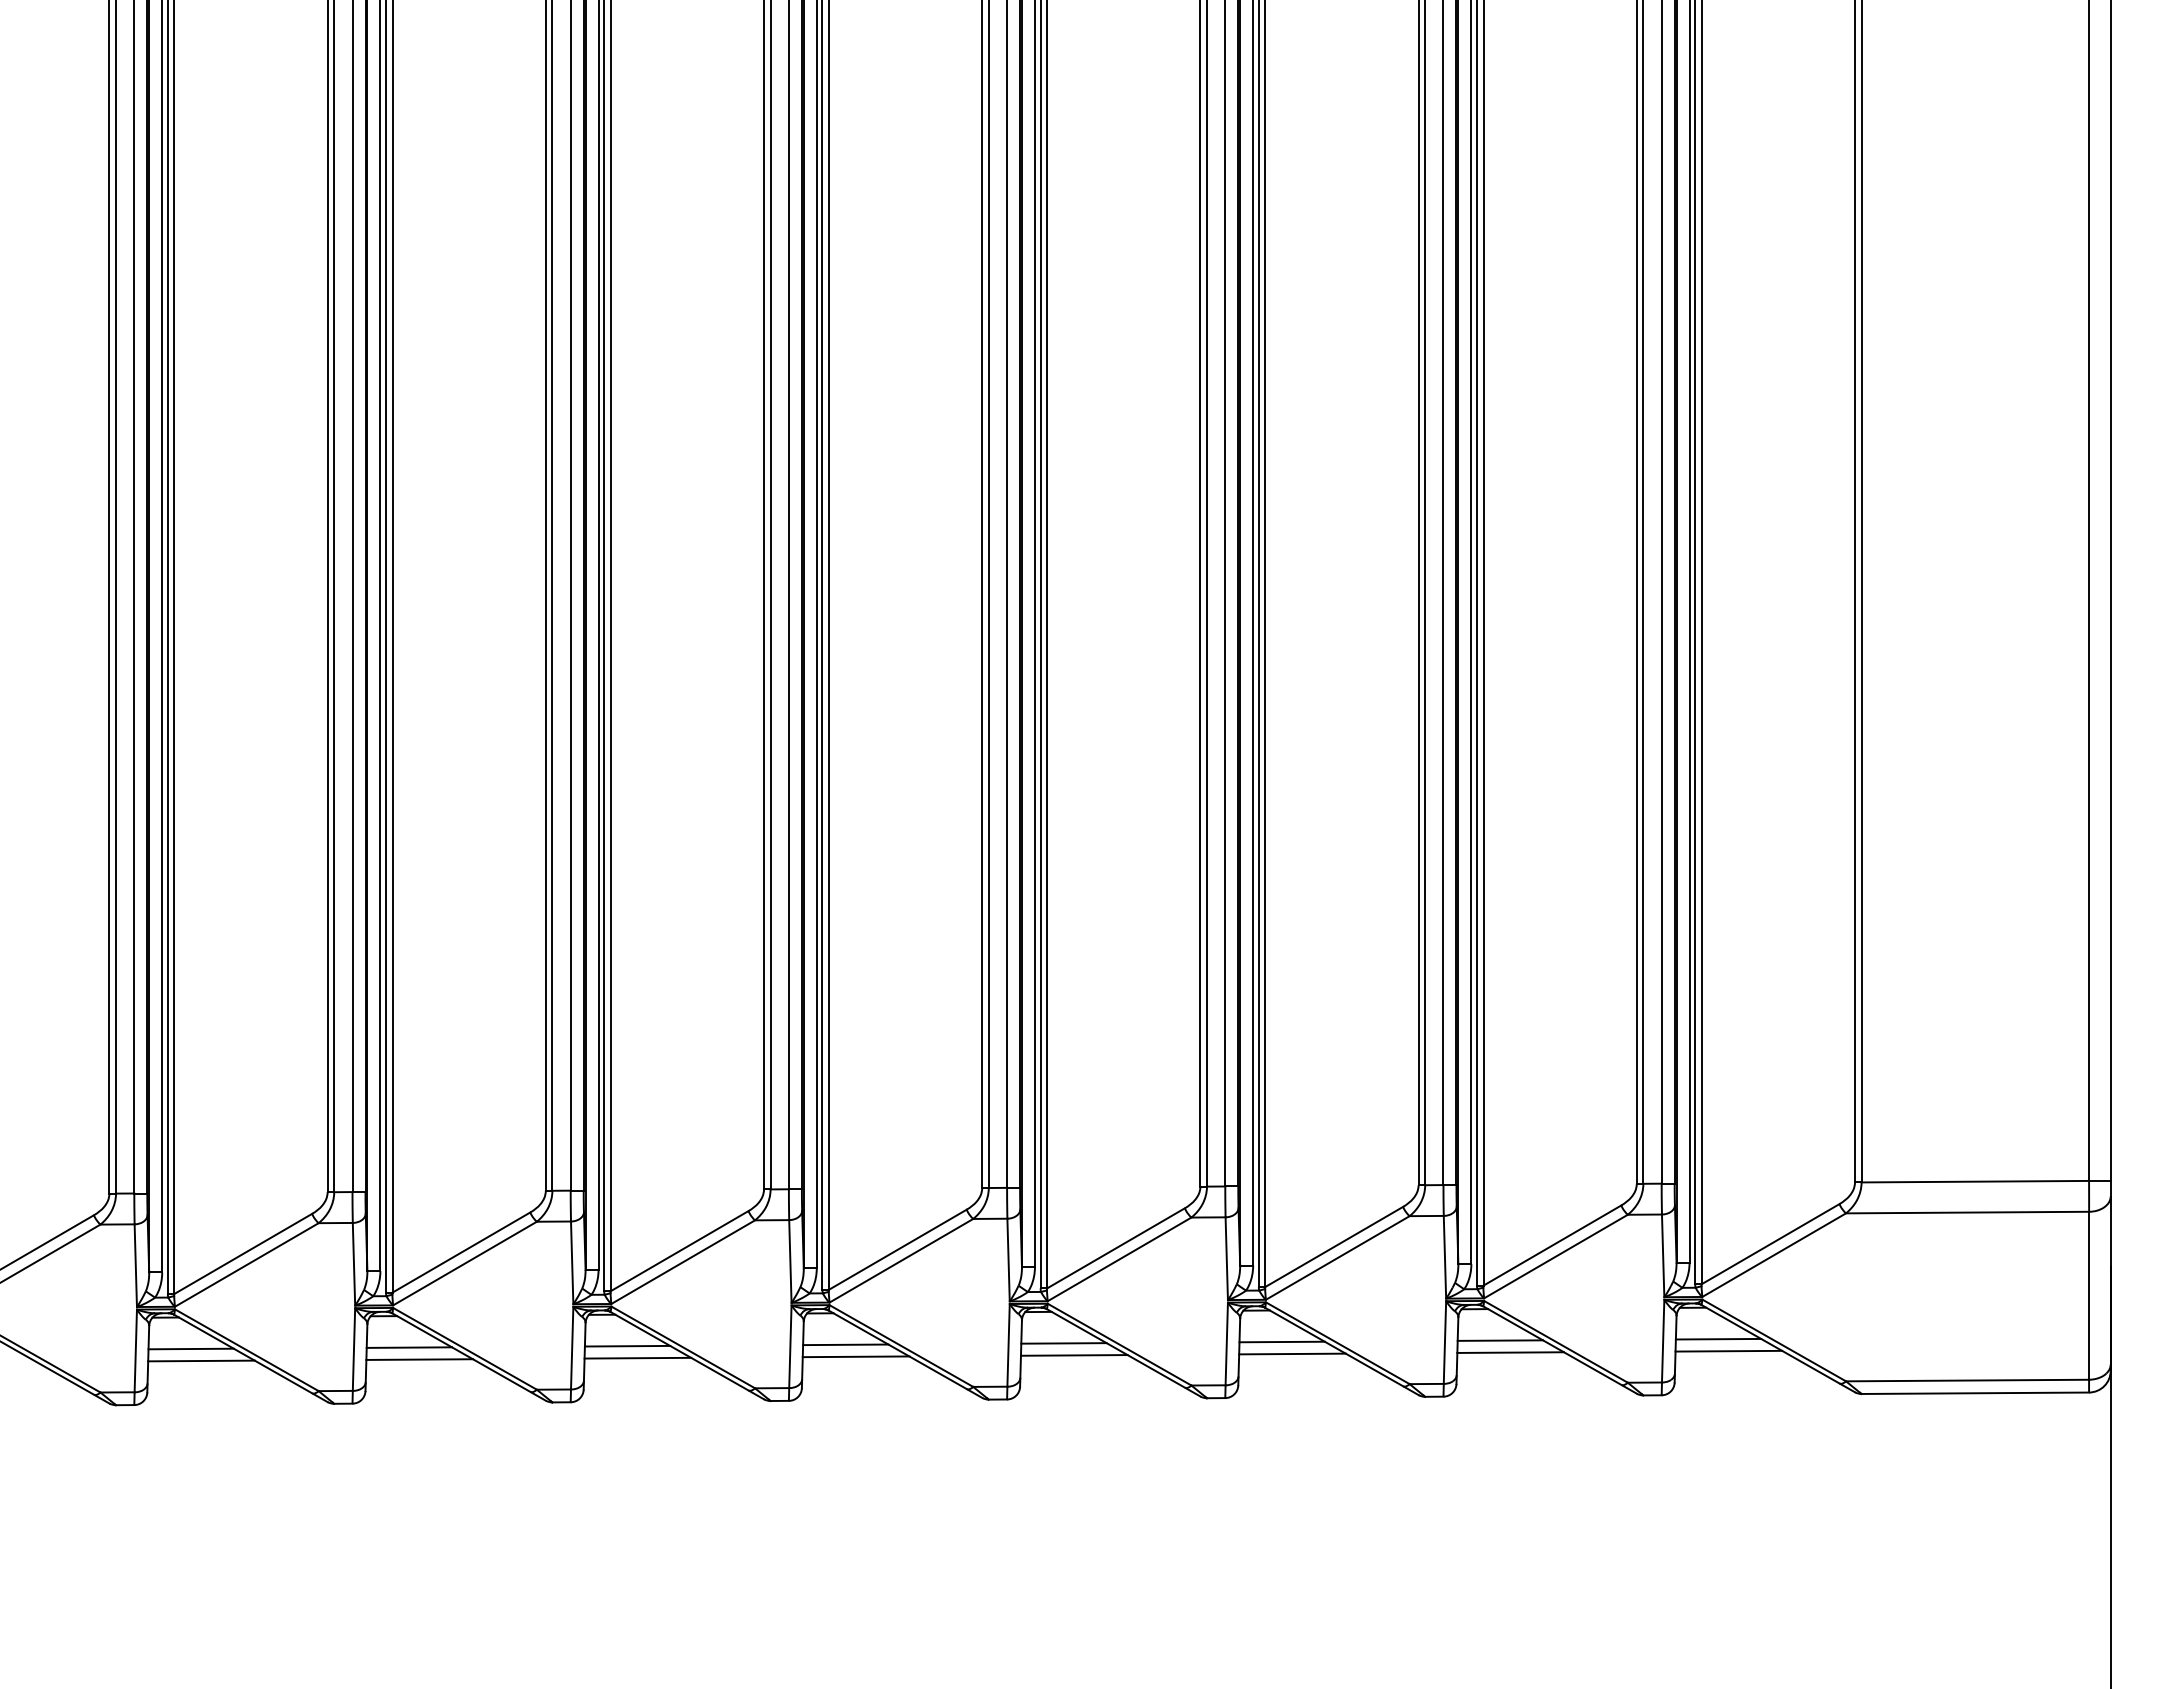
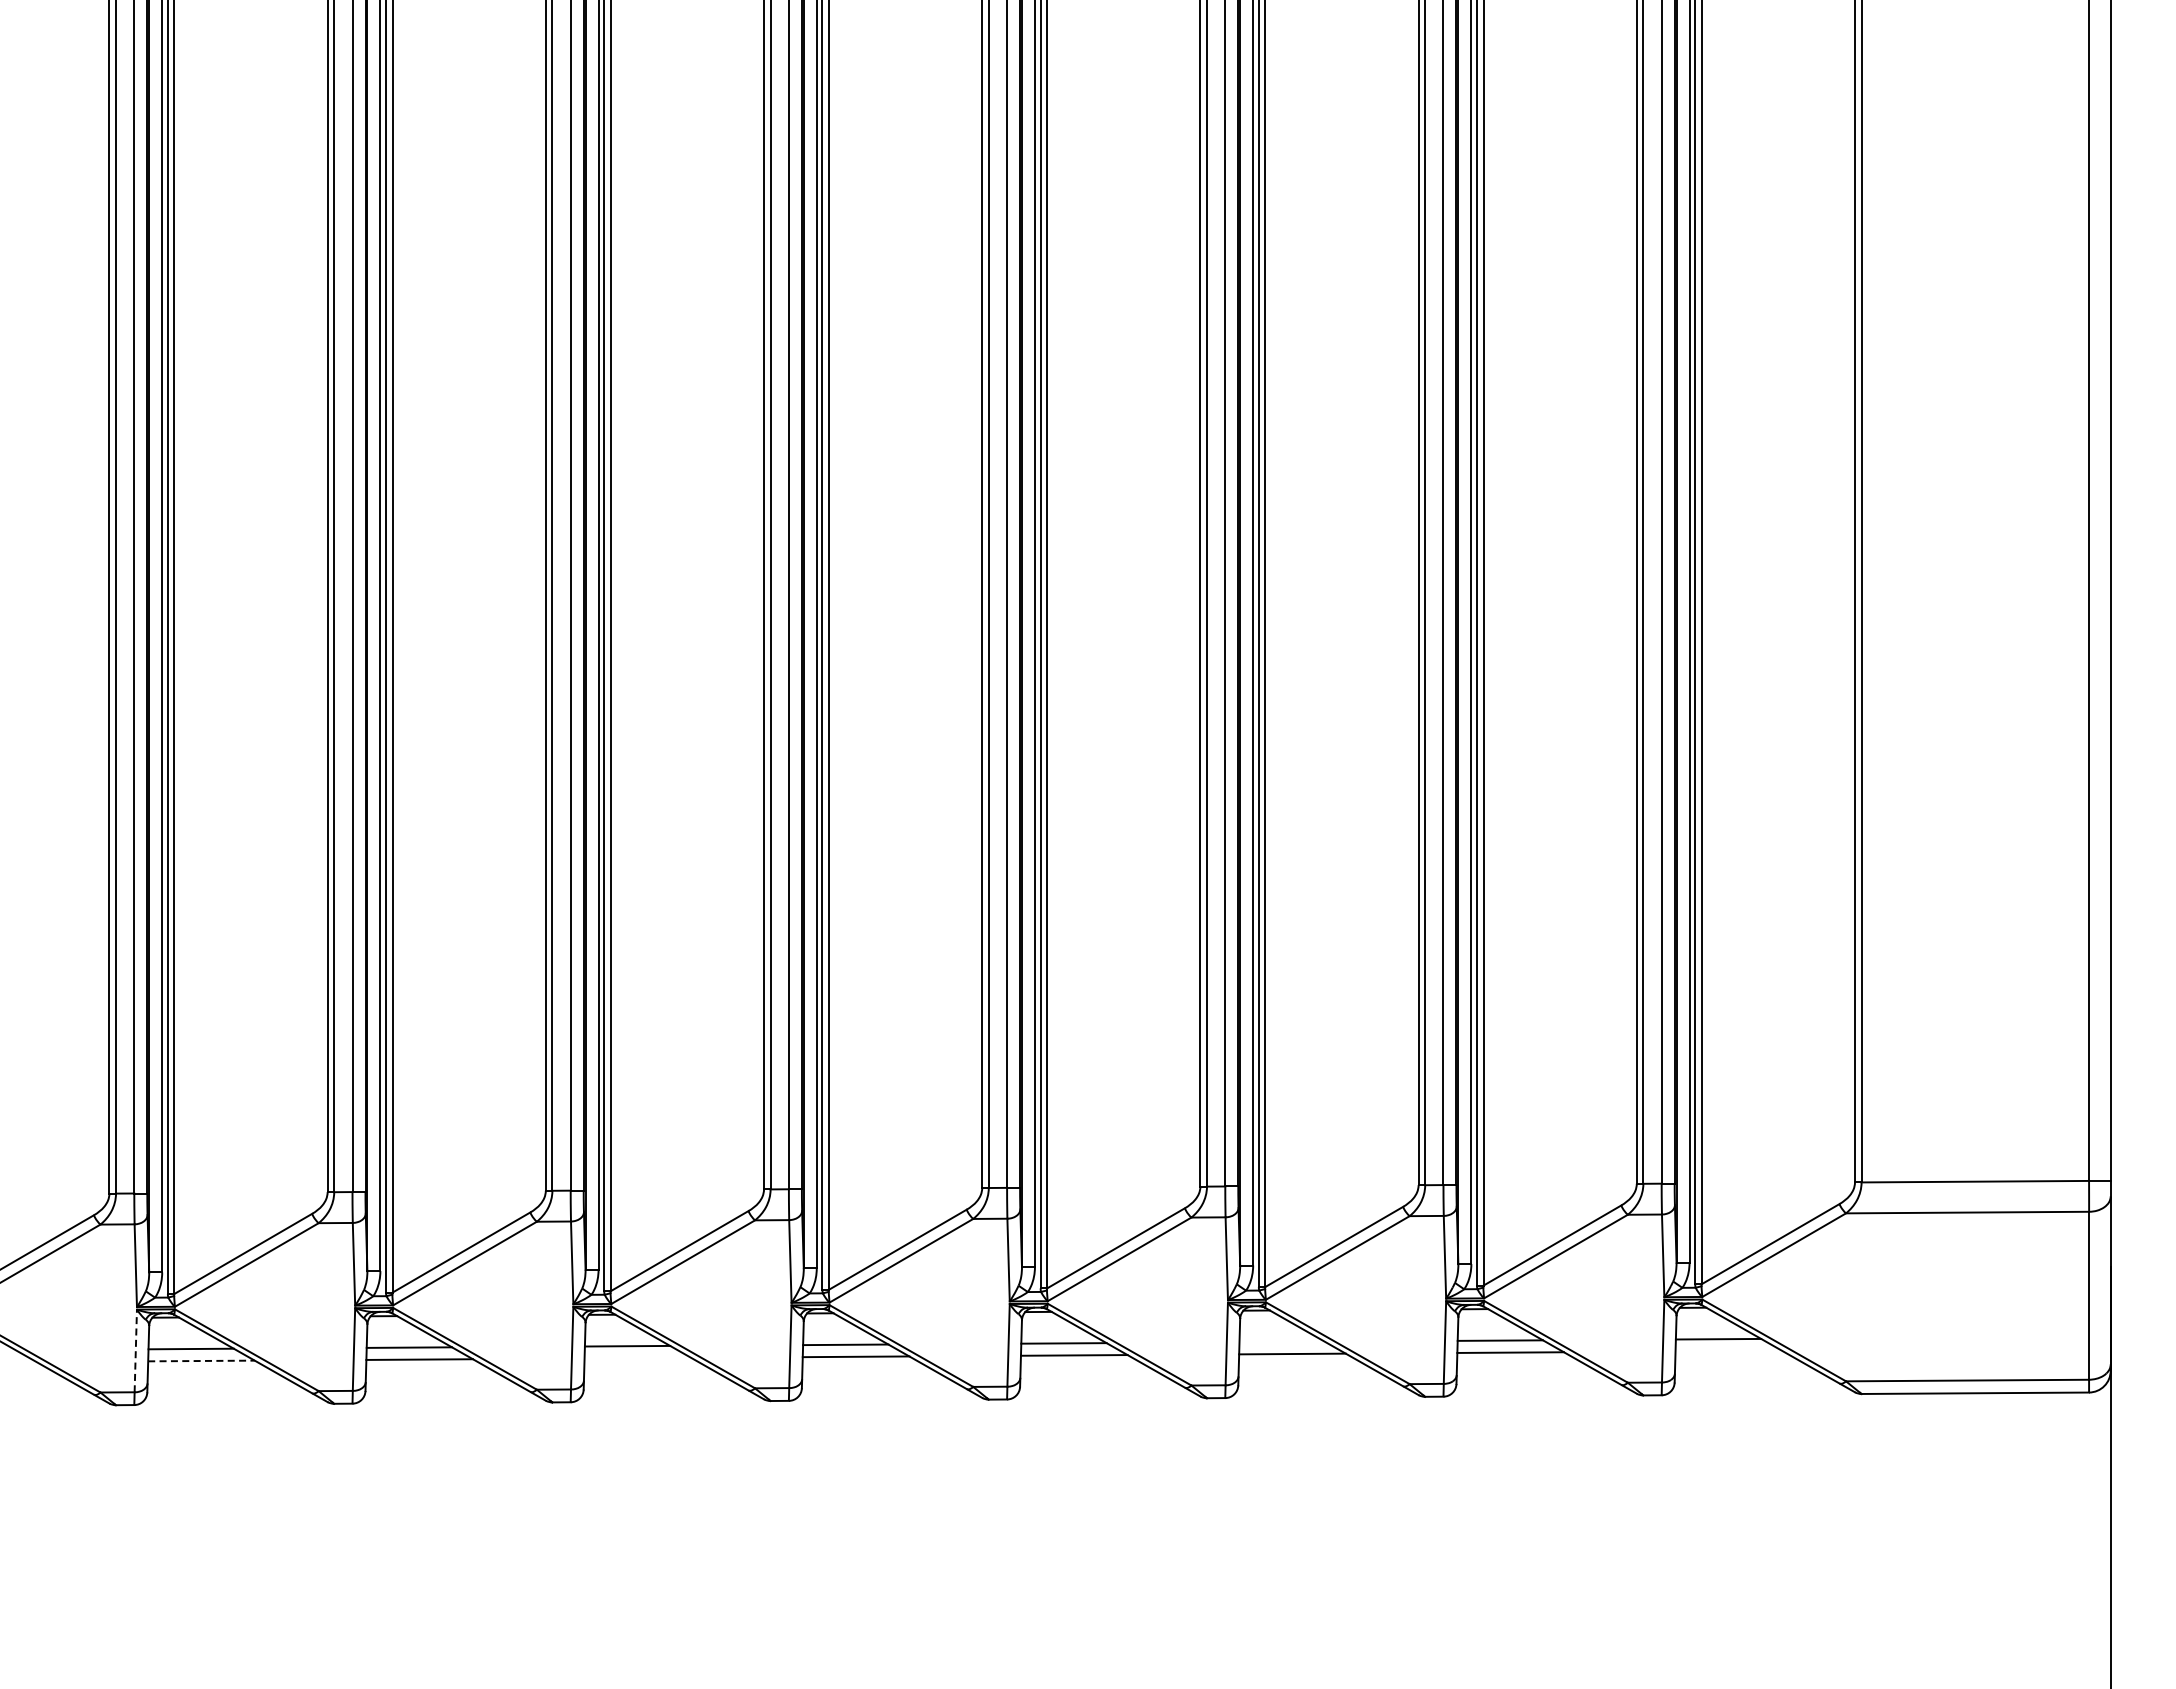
line: present -> none (1281, 1341)
line: solid -> dashed (135, 1350)
line: present -> none (1728, 1350)
line: present -> none (637, 1357)
line: solid -> dashed (202, 1360)
